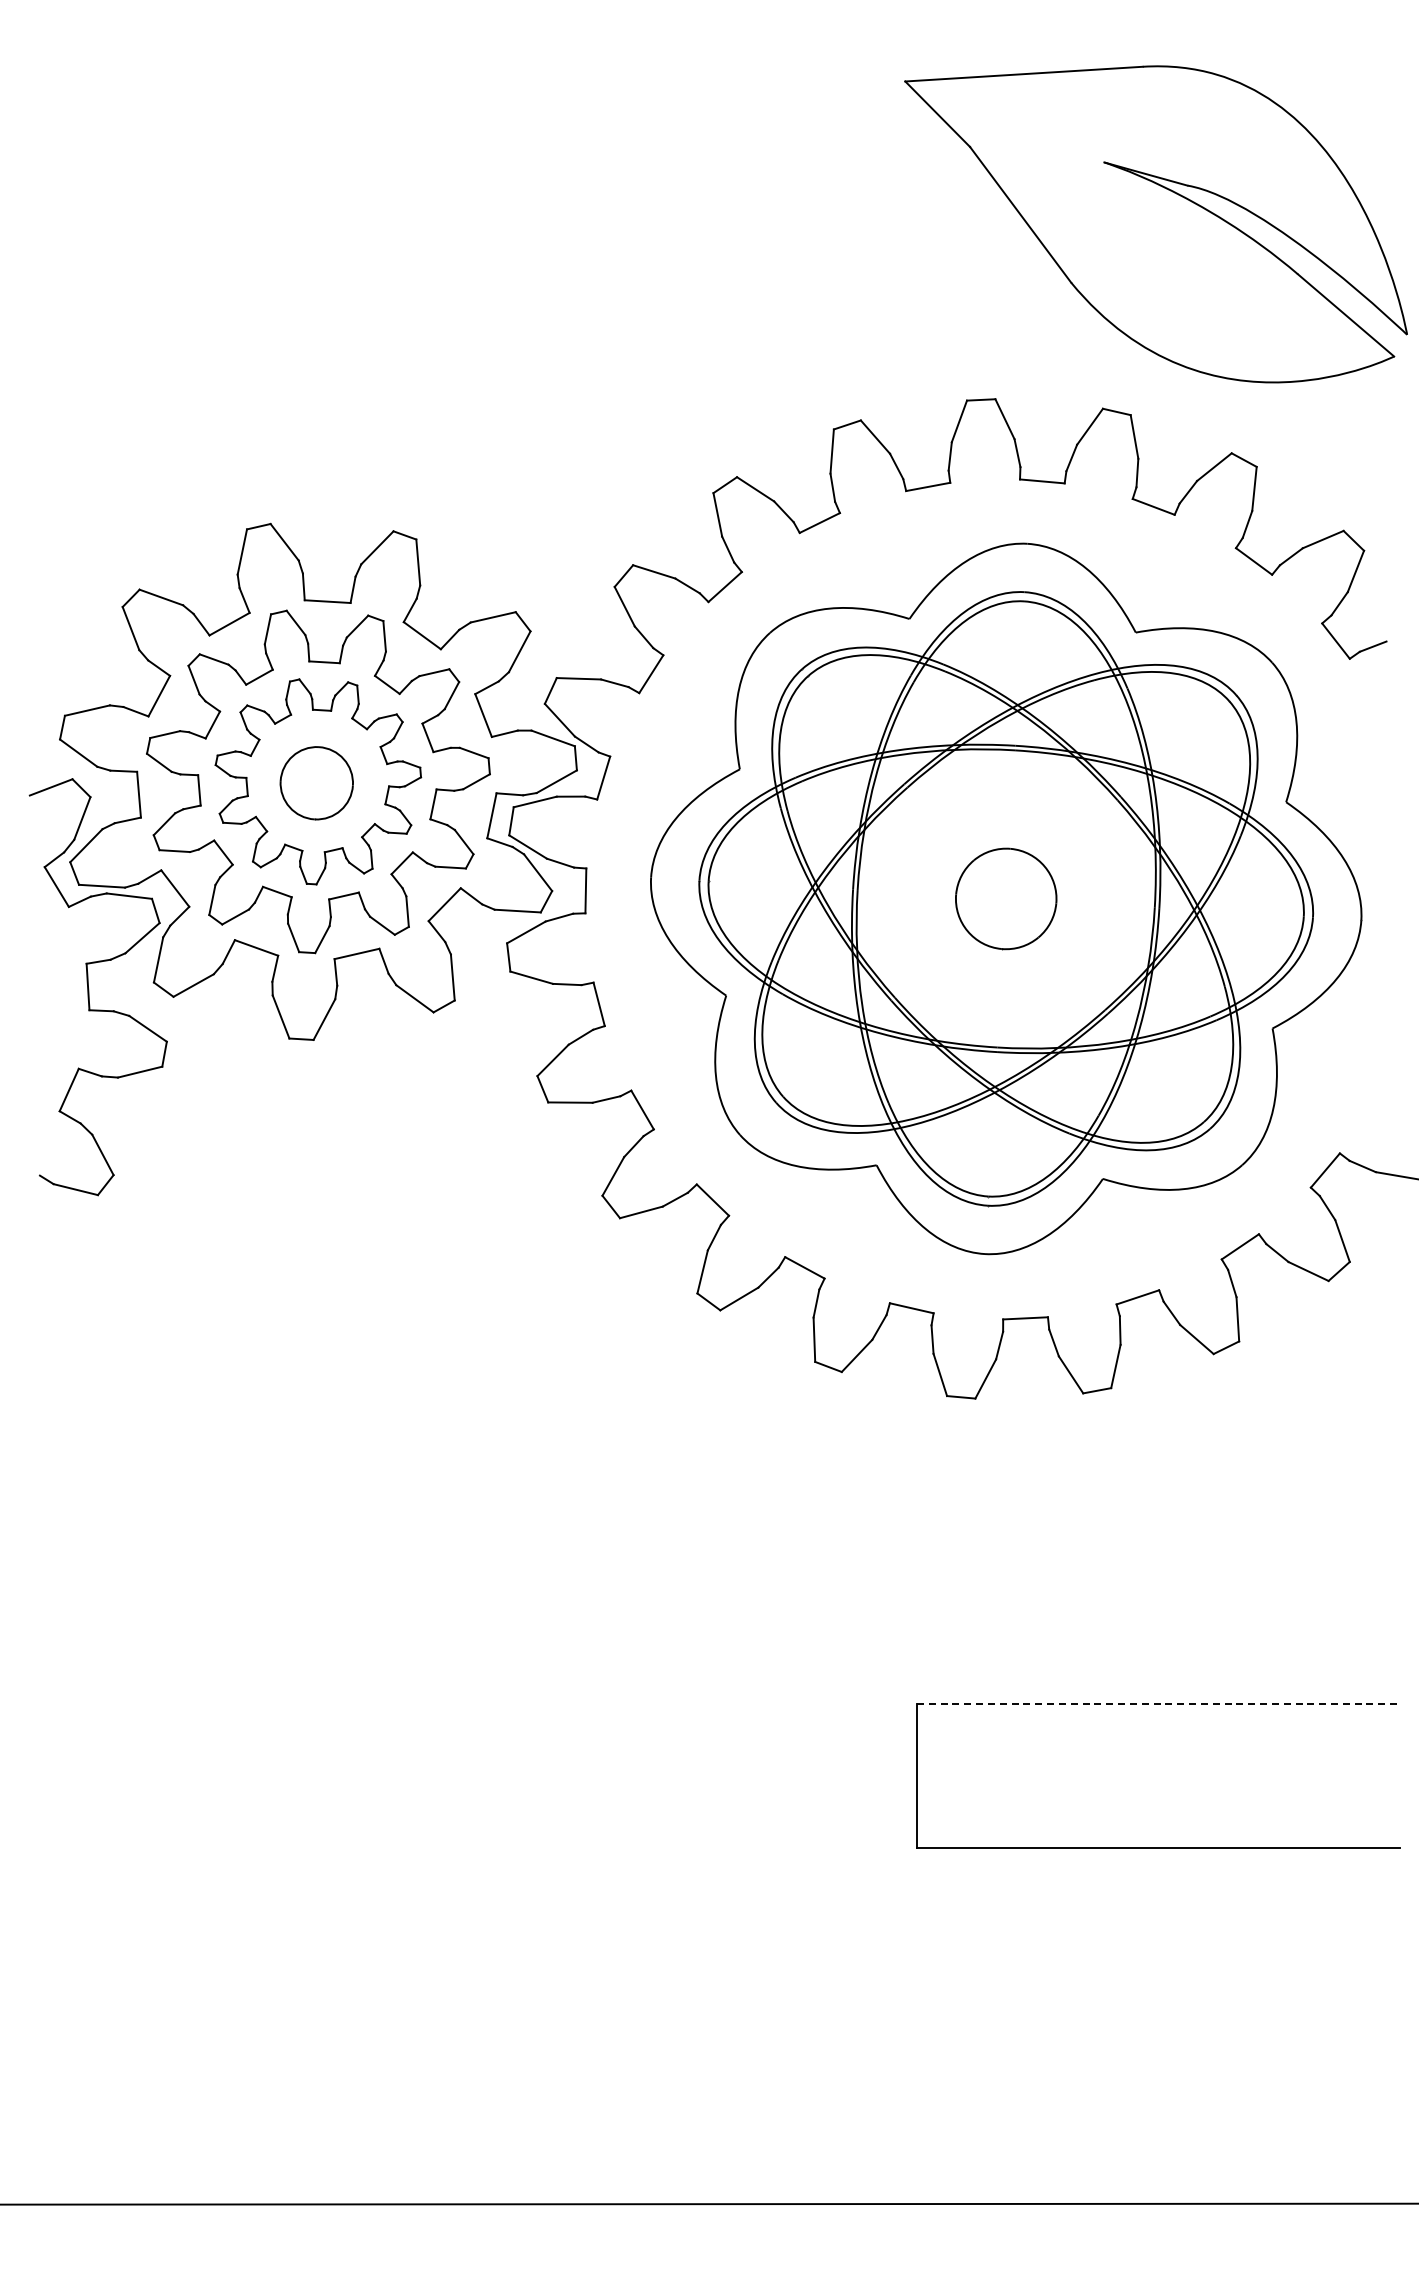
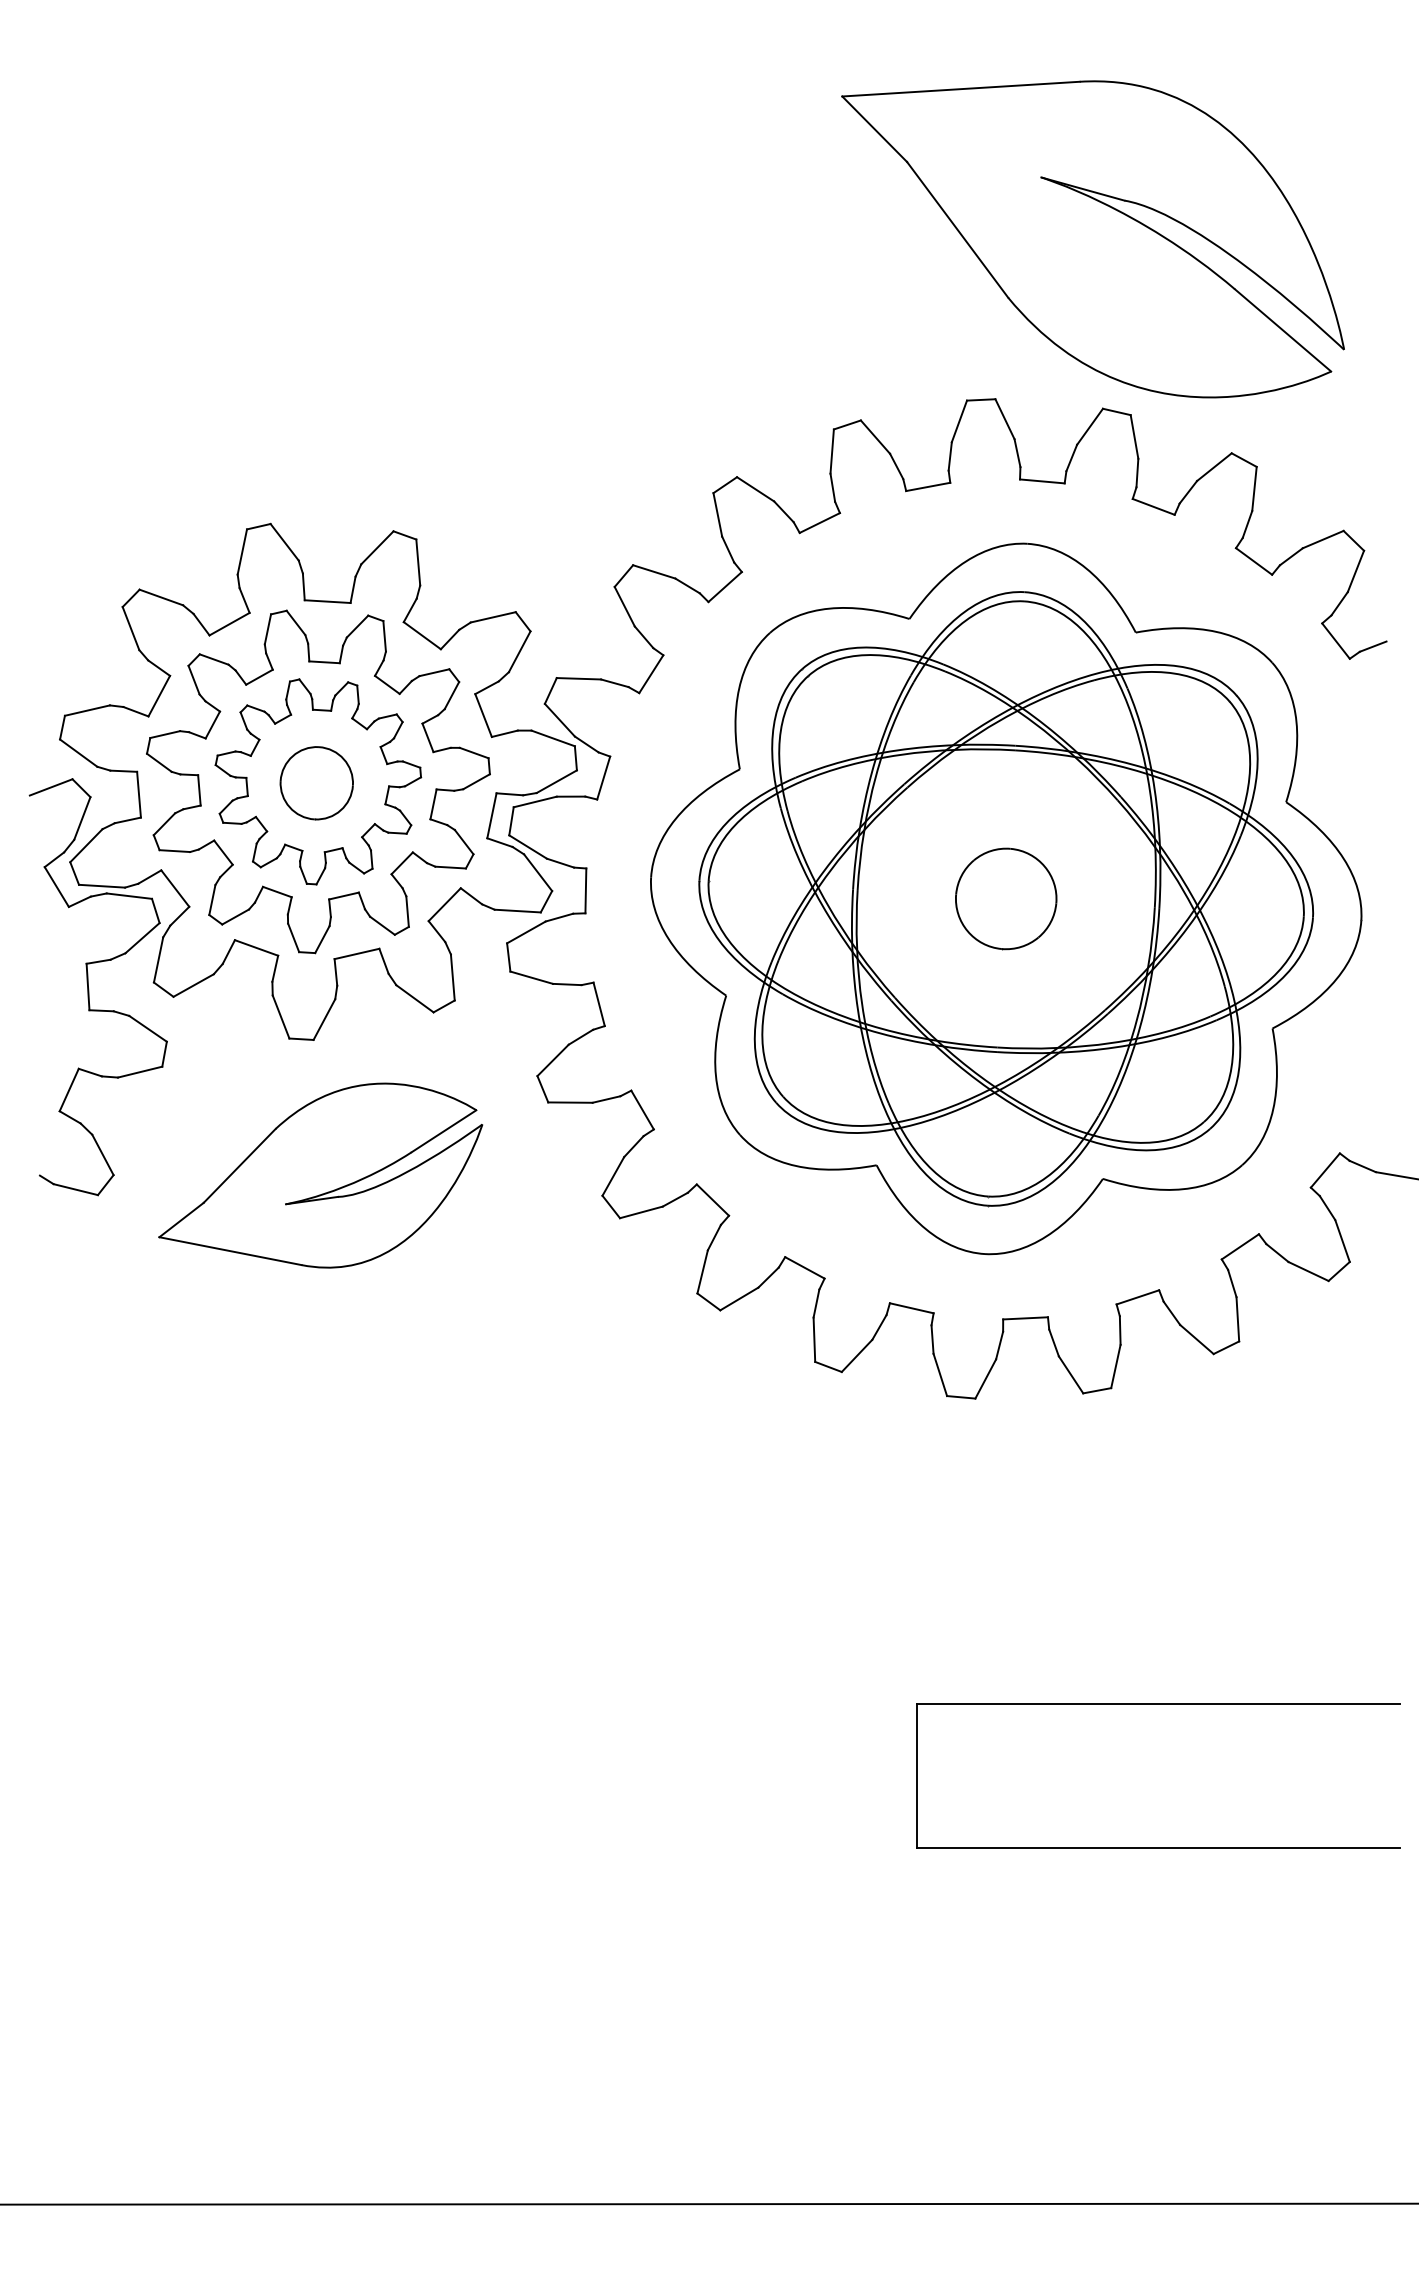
part position: (1155, 224) -> (1092, 239) (1092, 239)
part: none -> present (320, 1175)
line: dashed -> solid (1158, 1703)
